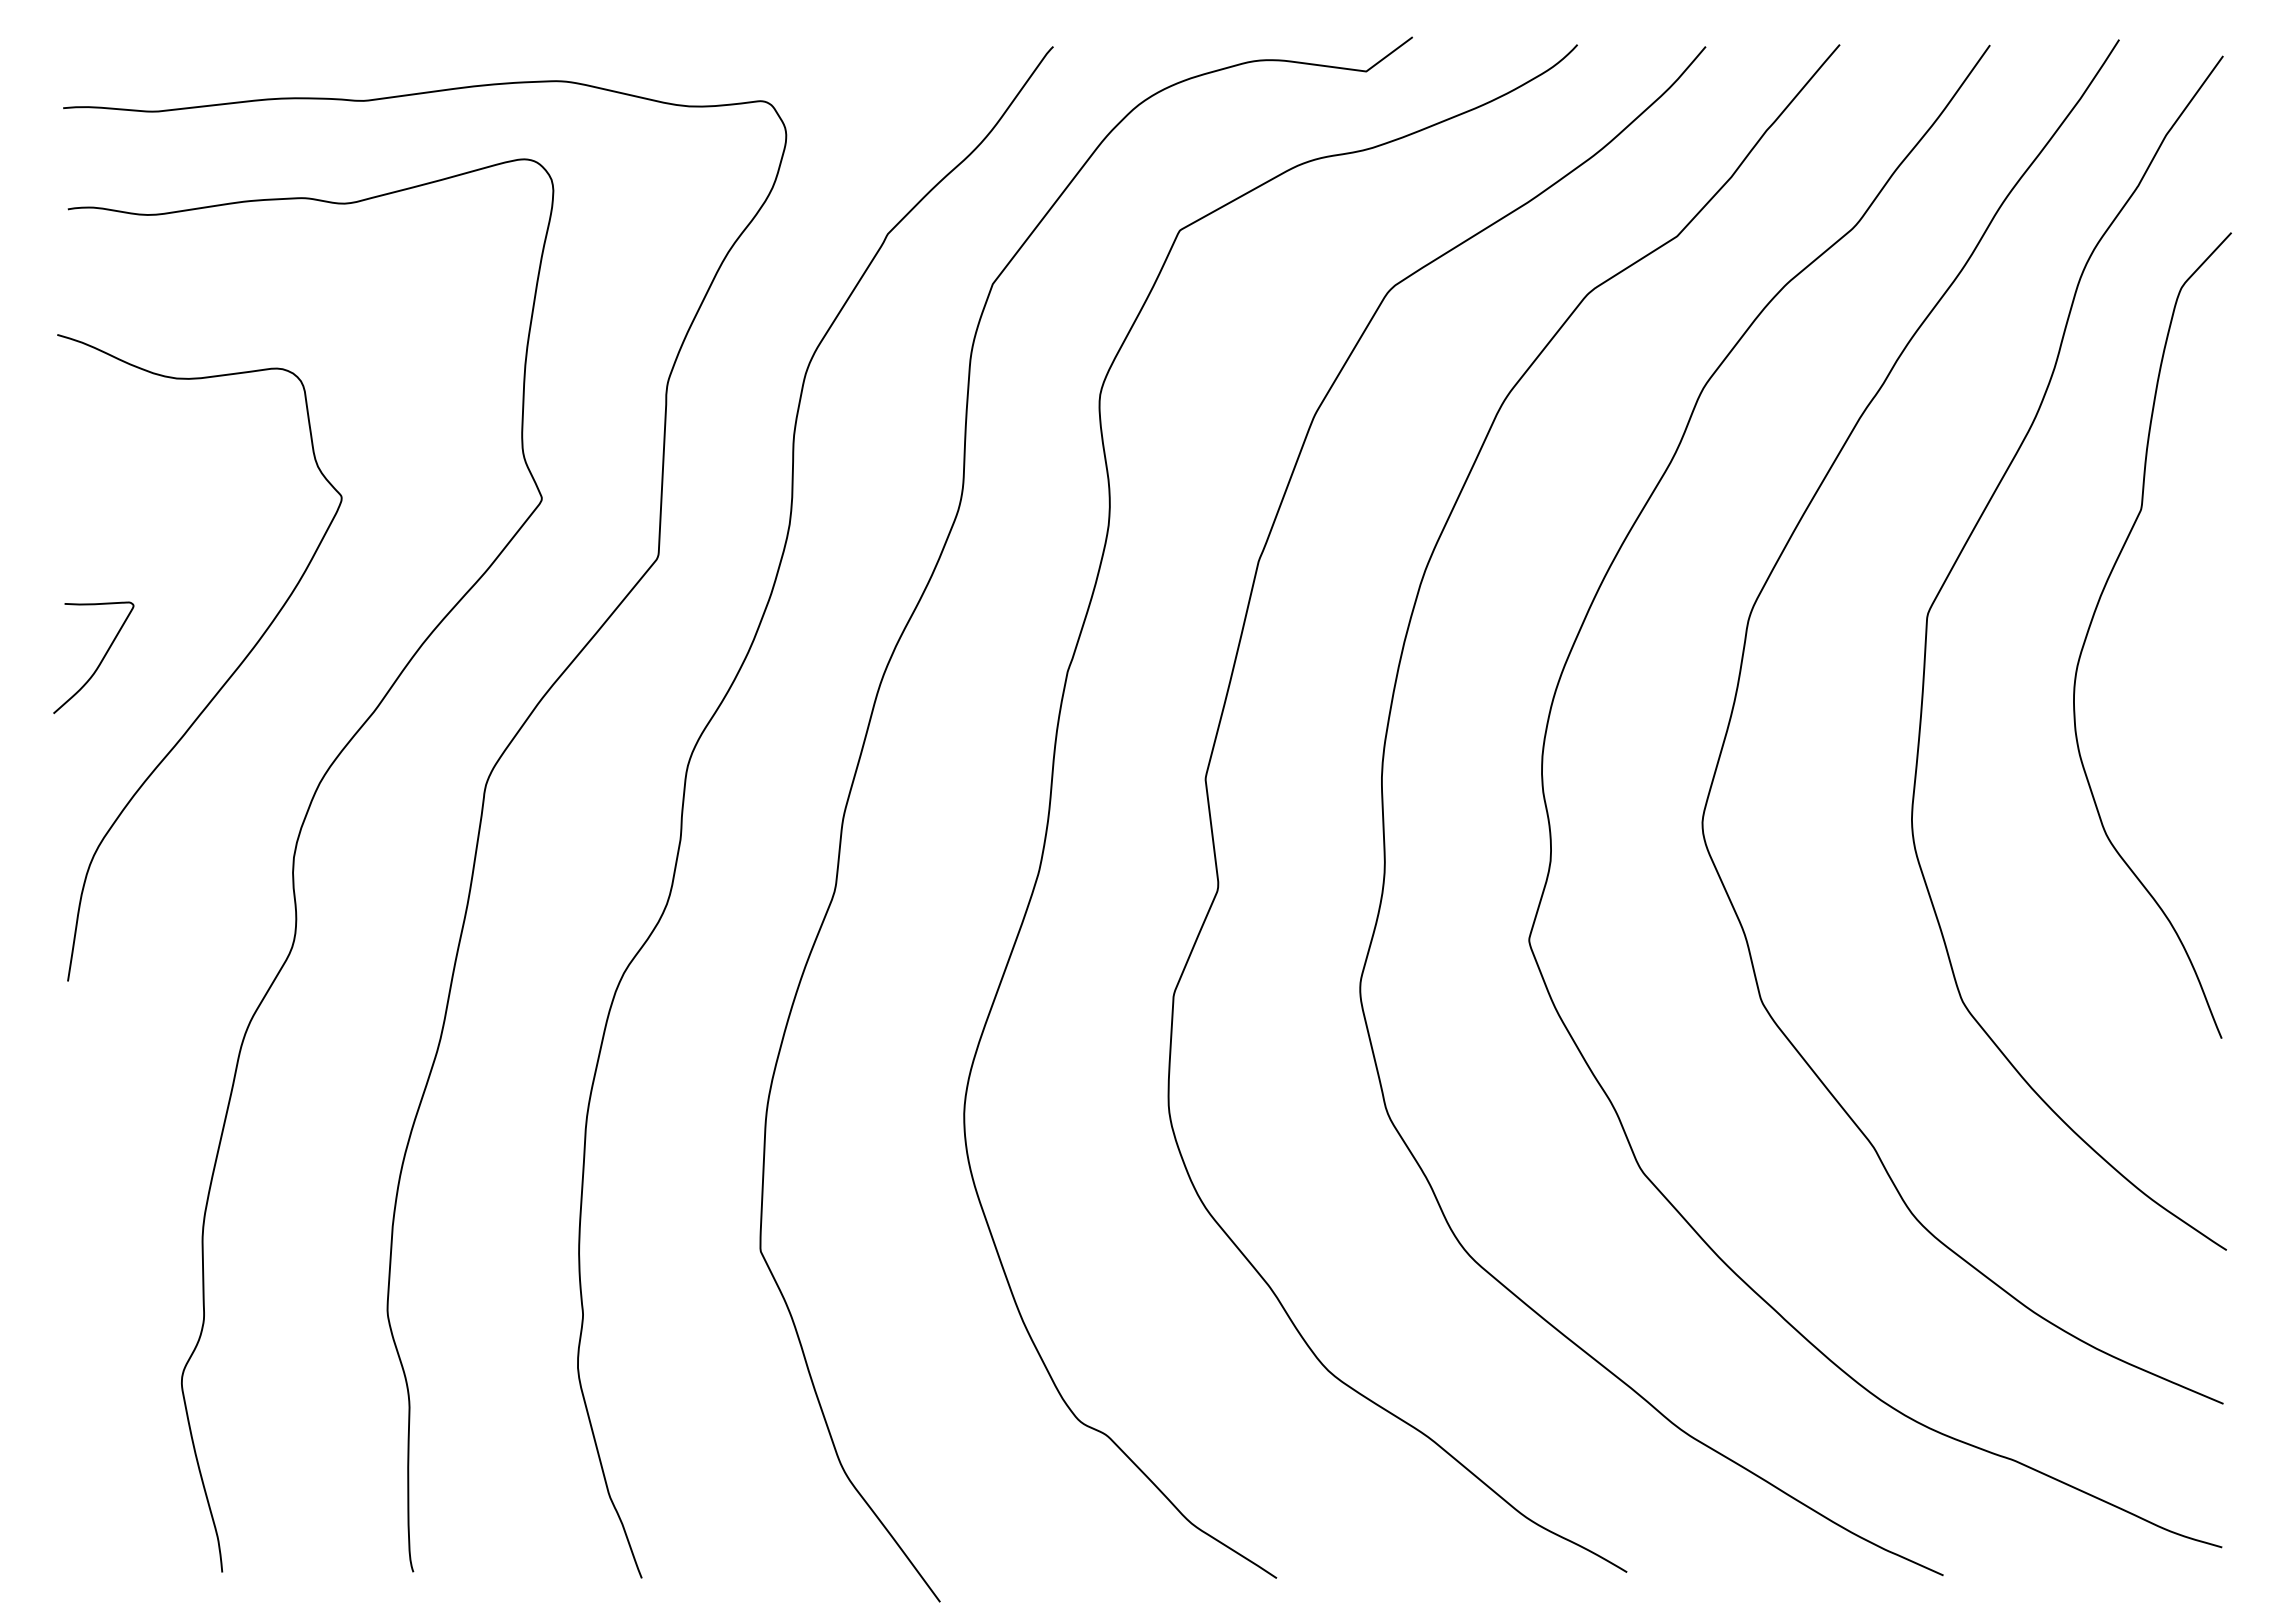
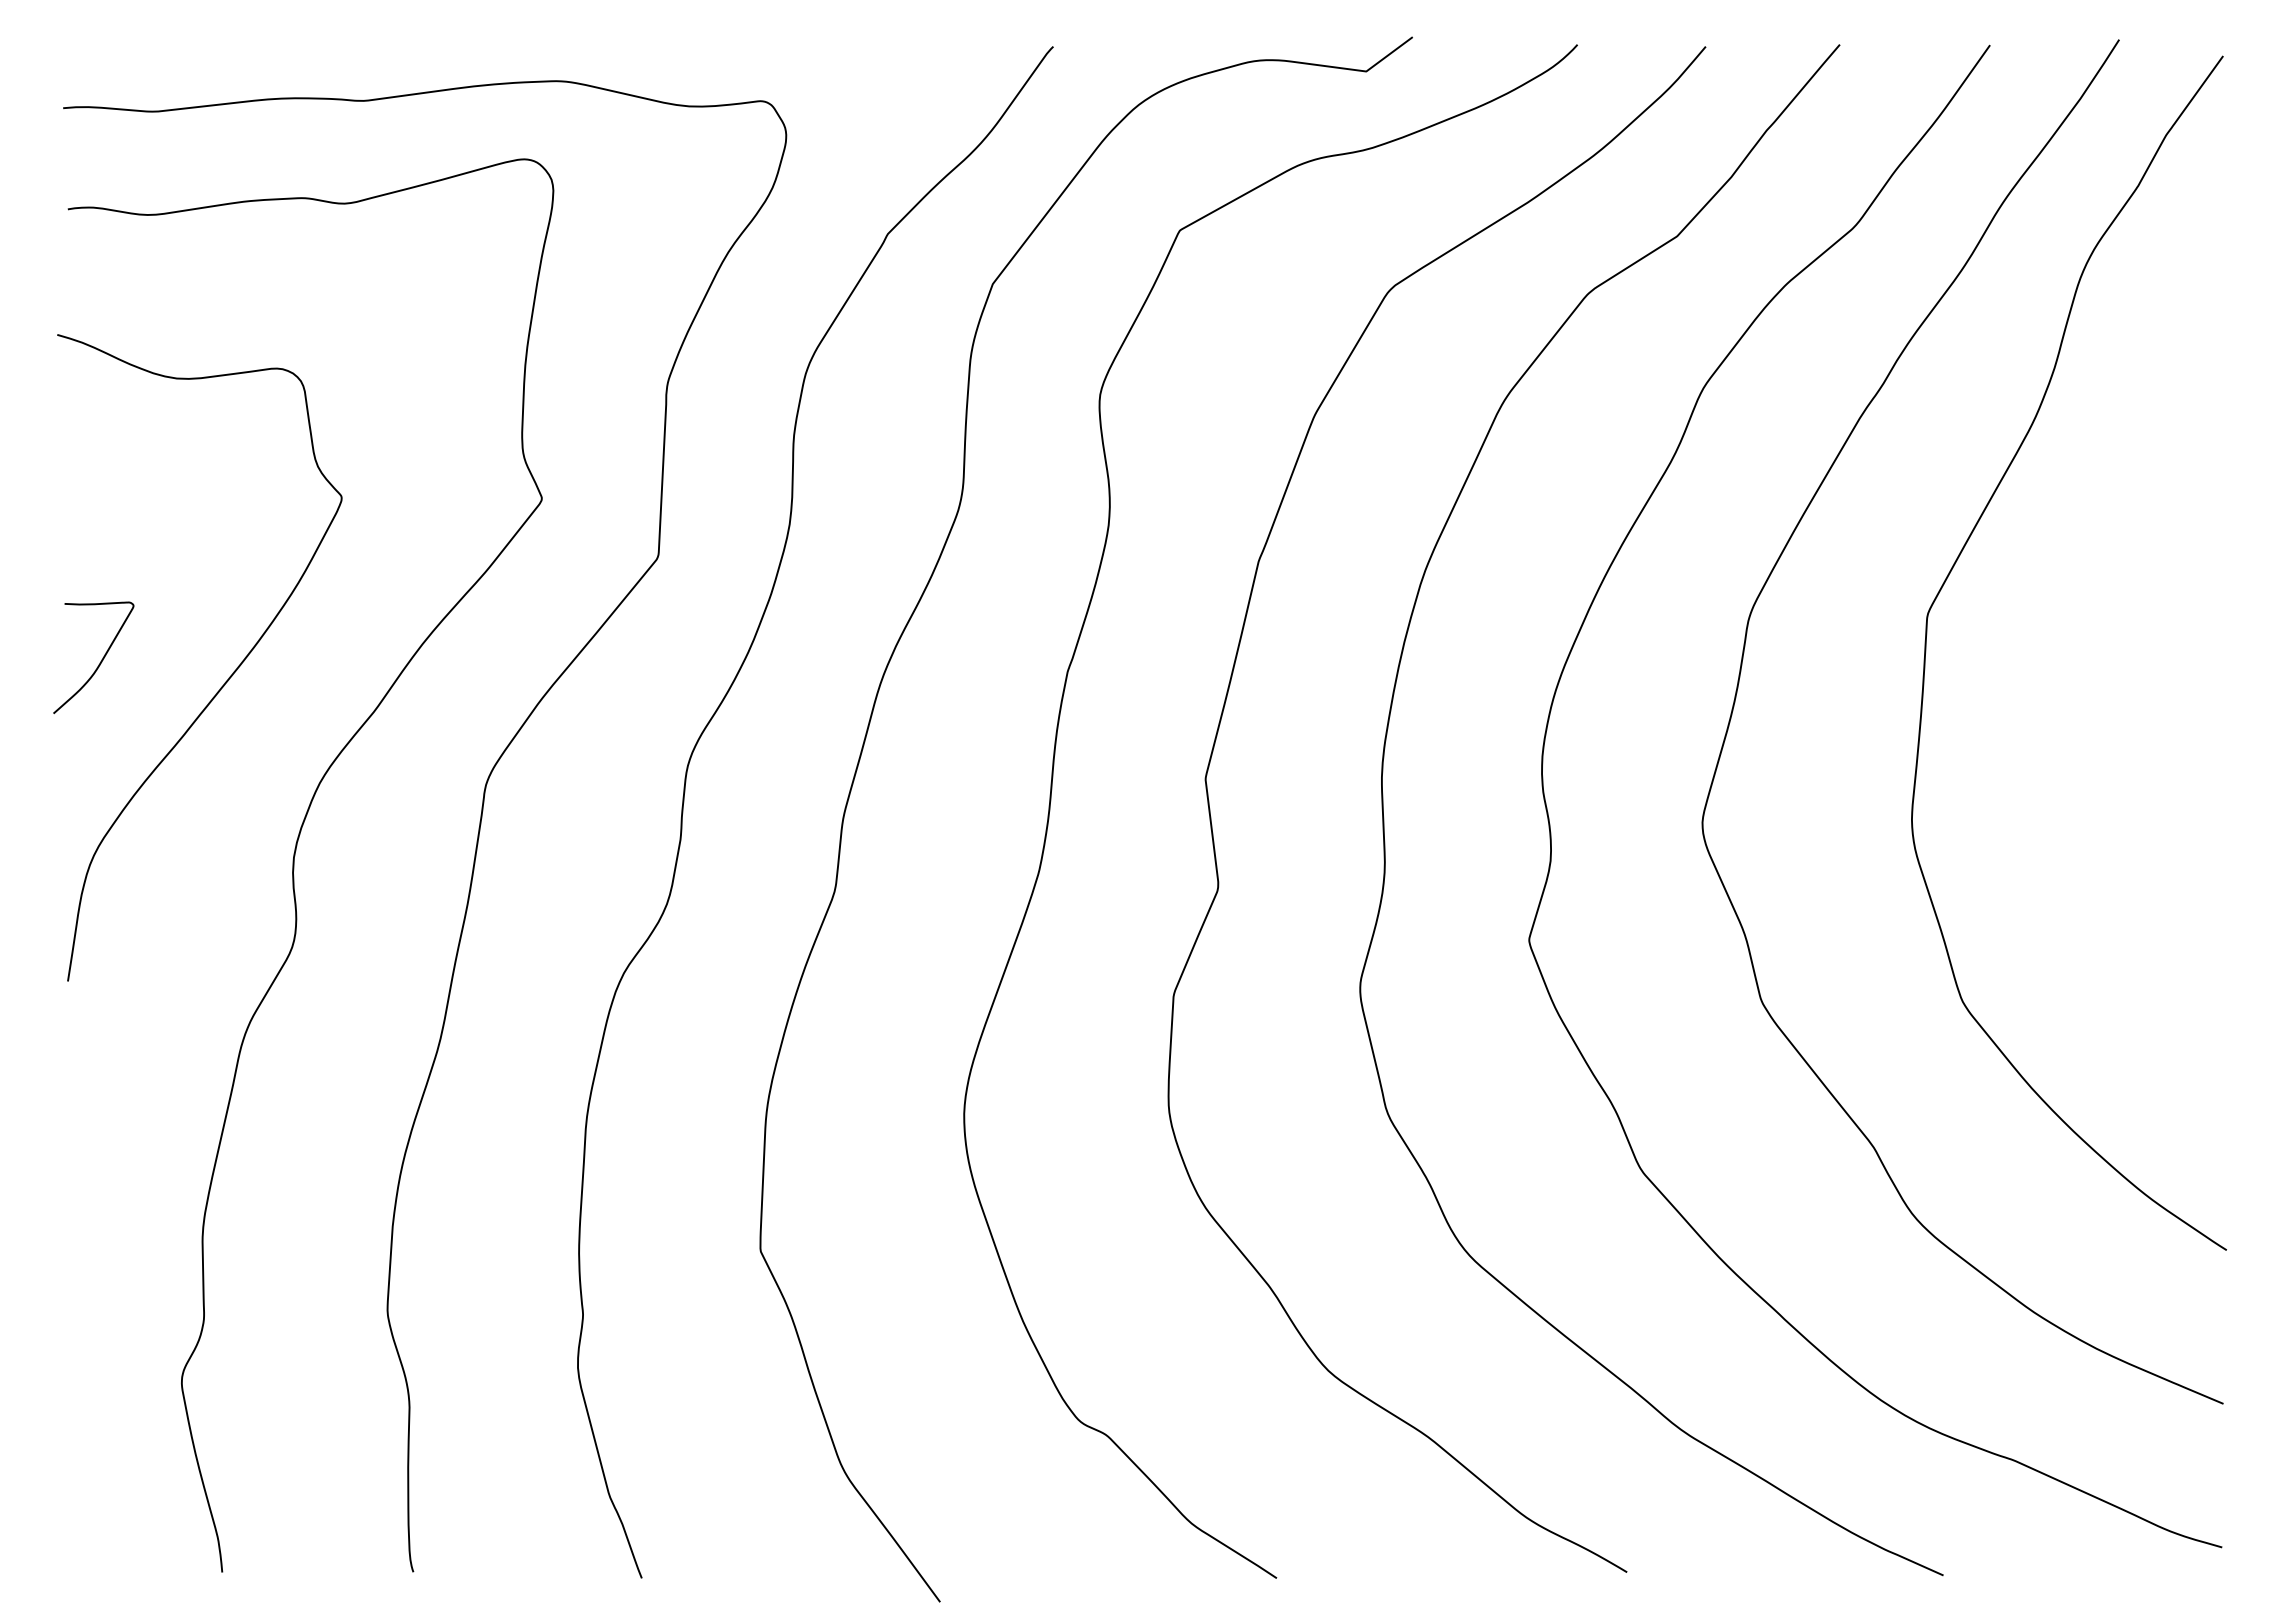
curve: present -> none (2094, 616)
